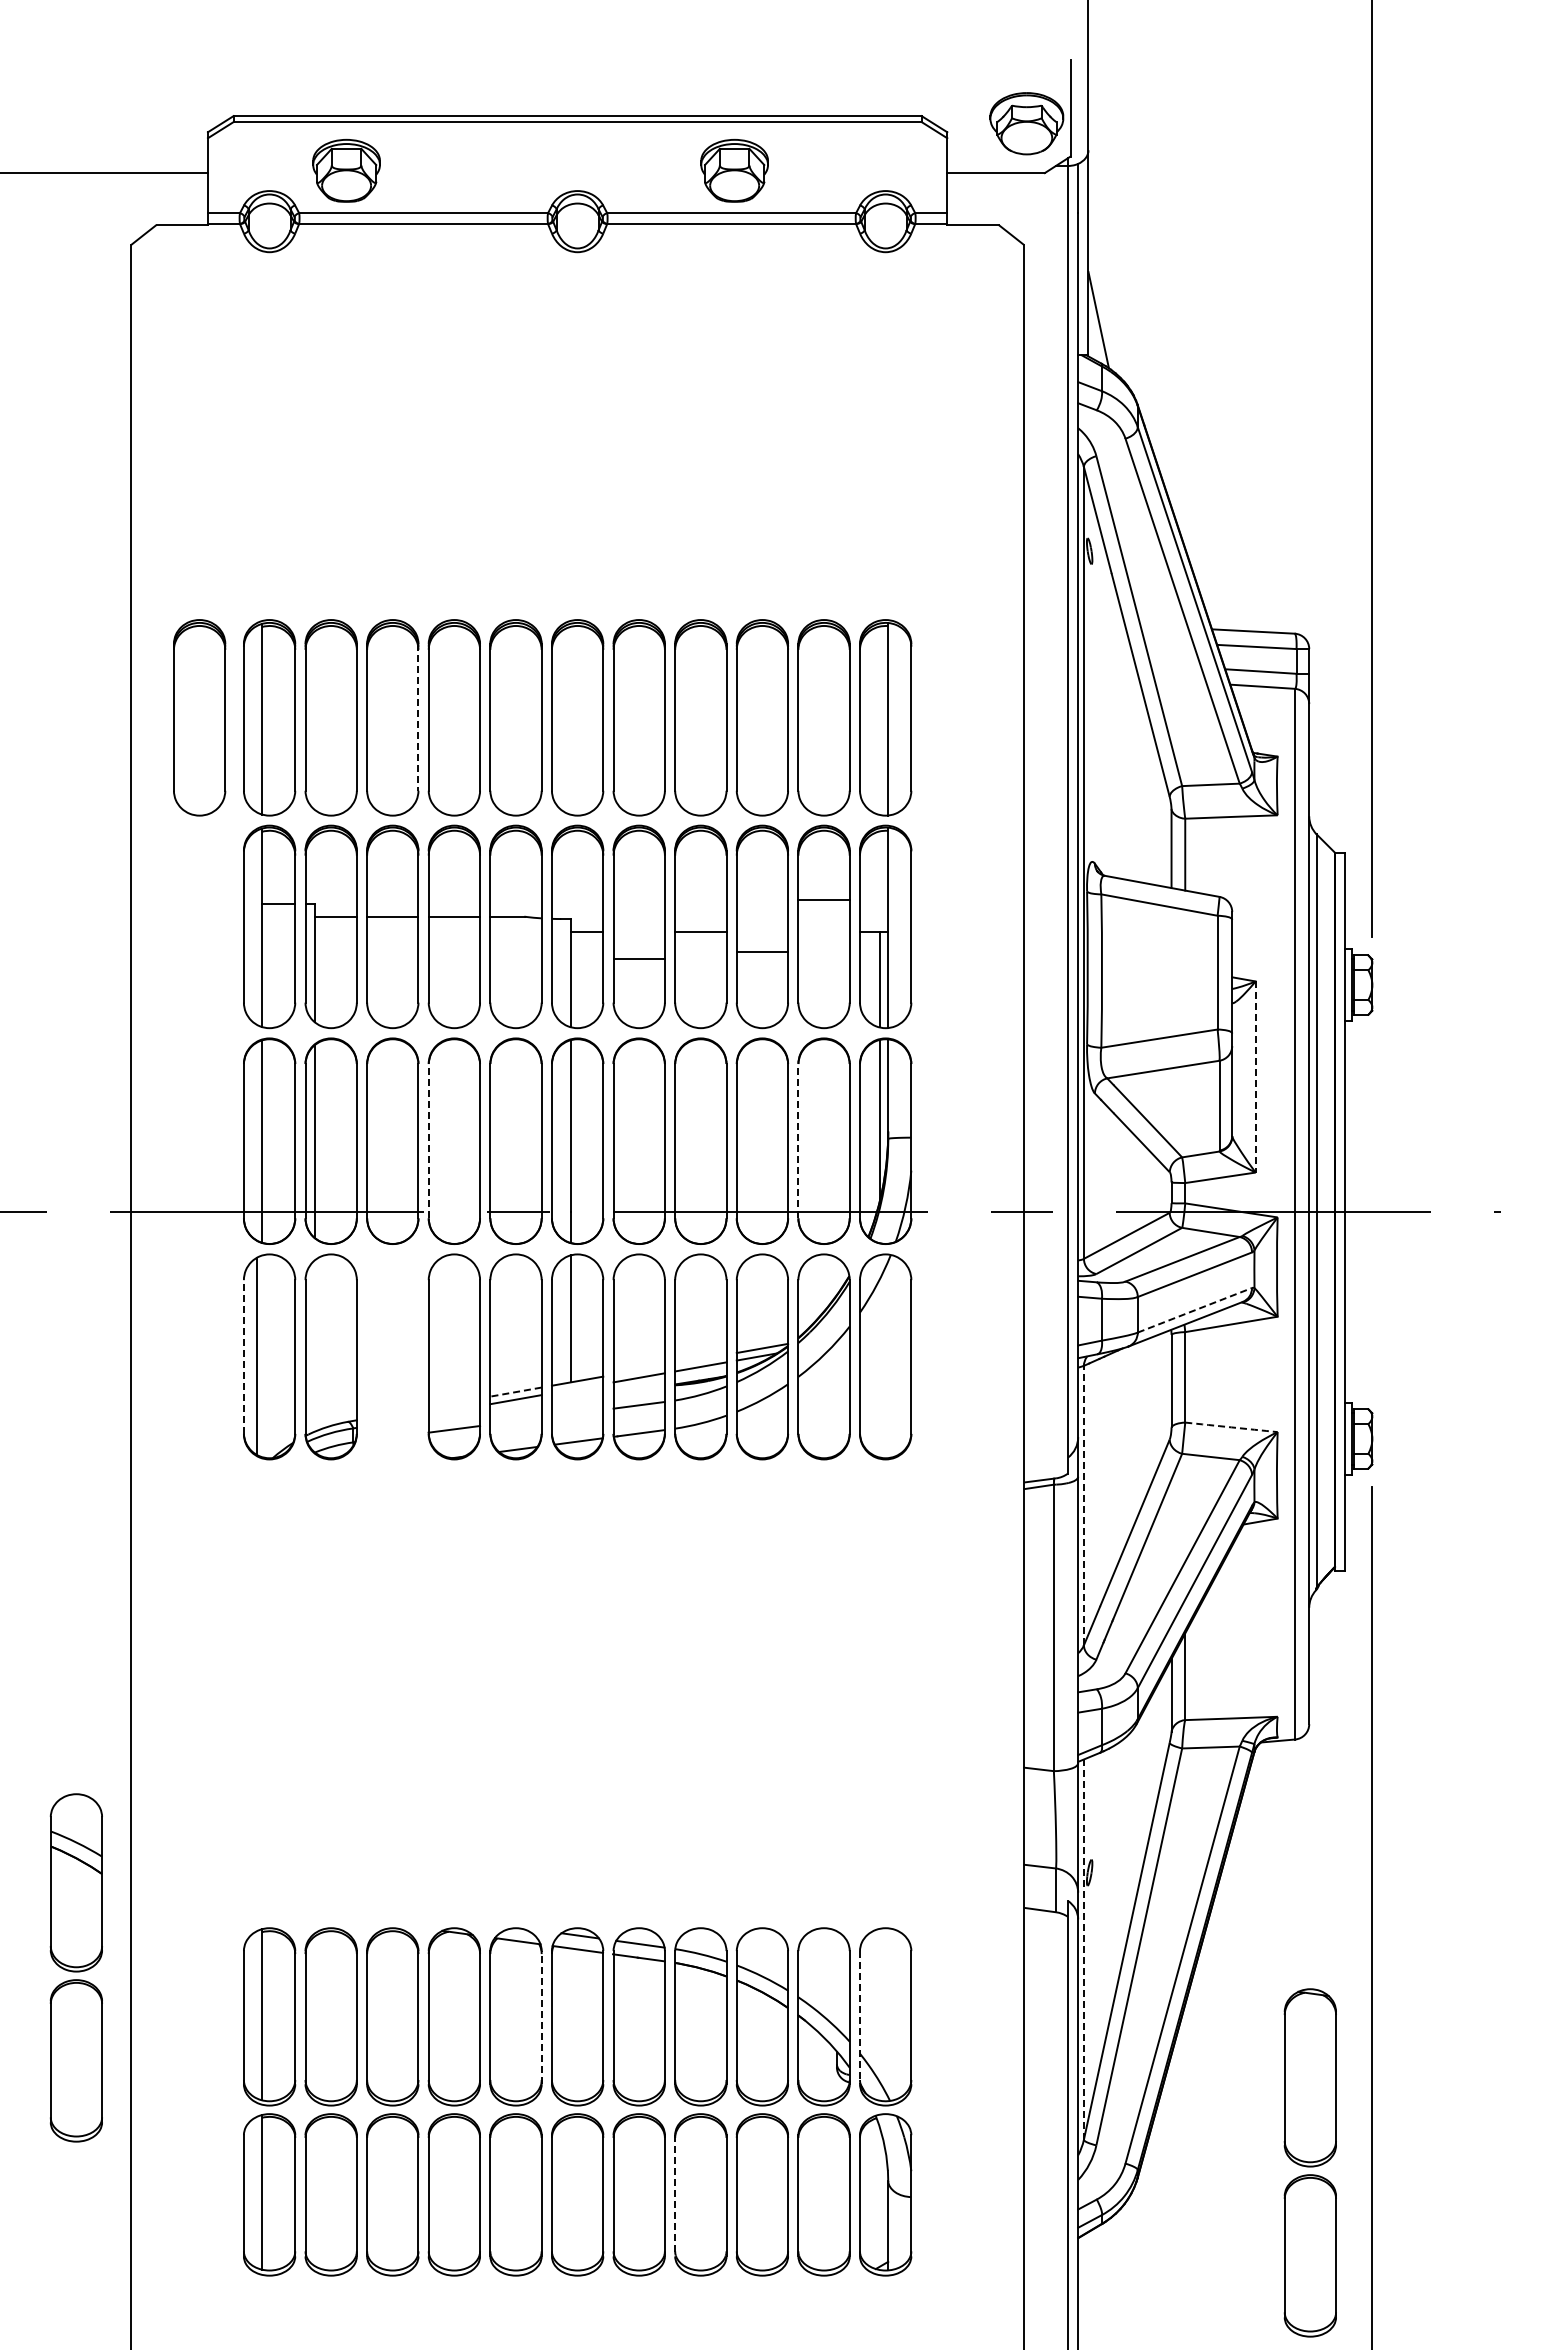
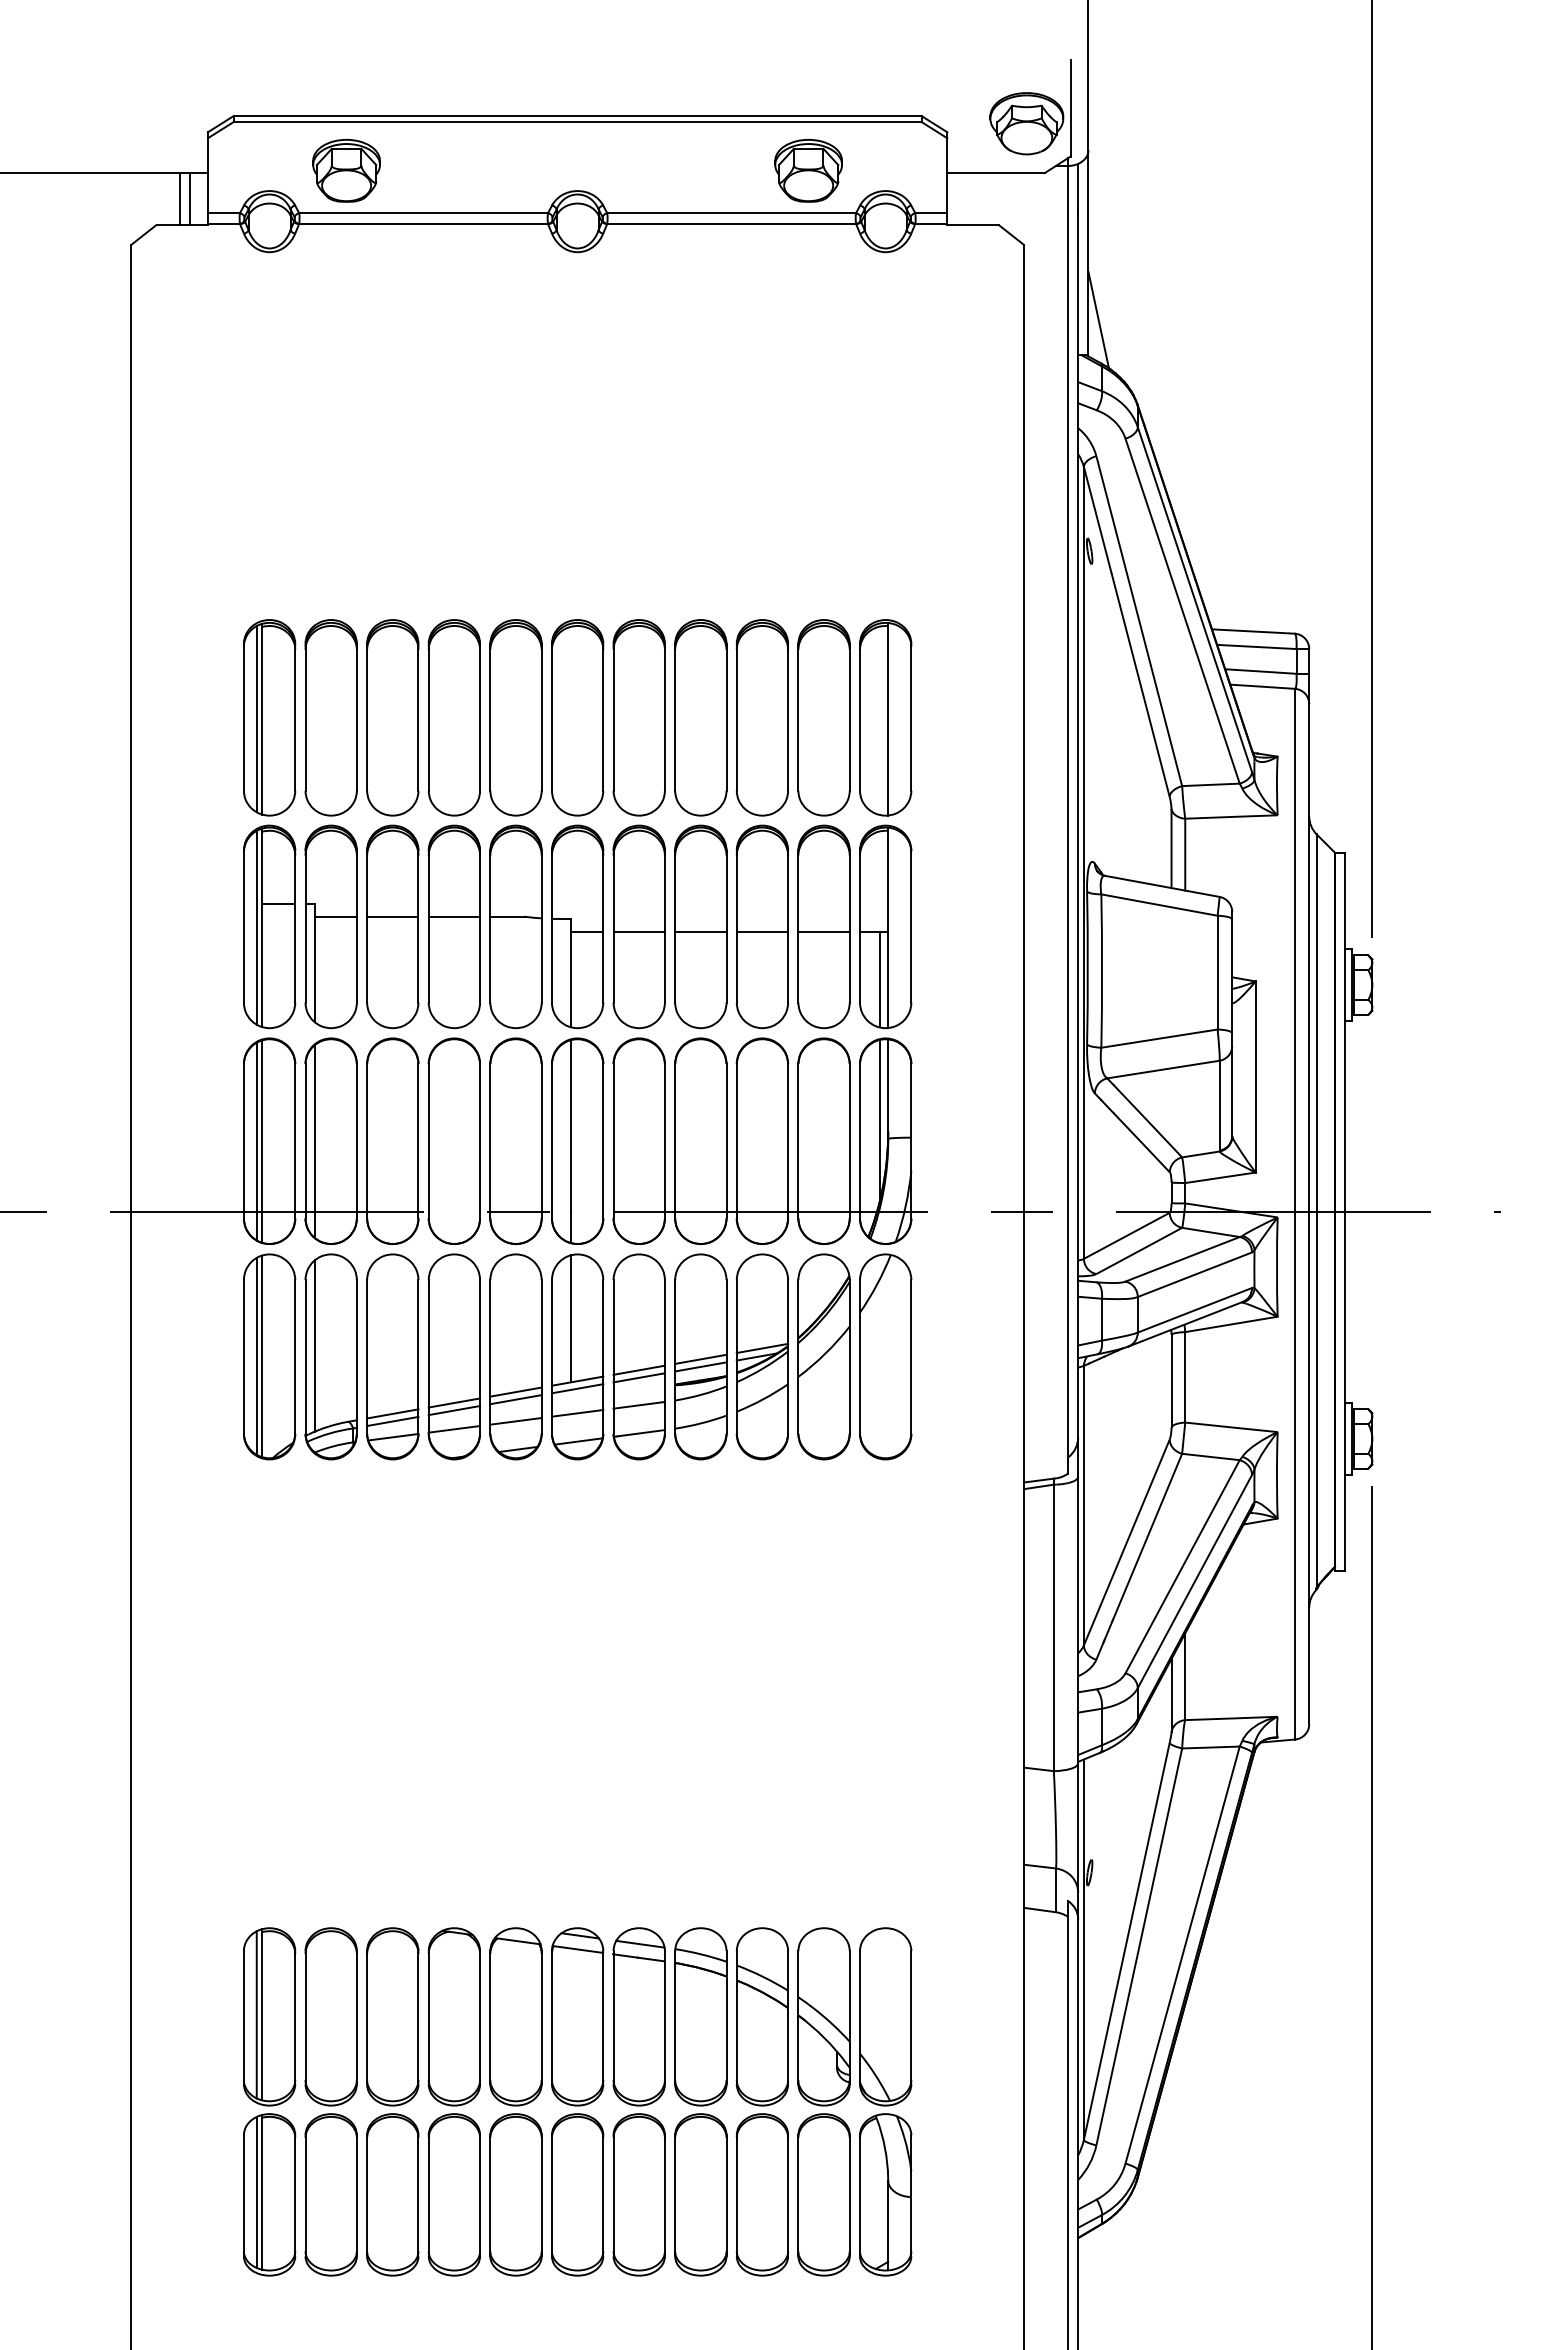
part position: (734, 170) -> (808, 170) (808, 170)
line: none -> present (179, 198)
line: none -> present (190, 198)
part: present -> none (199, 717)
line: dashed -> solid (418, 717)
line: none -> present (256, 719)
line position: (823, 899) -> (823, 931) (823, 931)
line: none -> present (256, 927)
line position: (762, 951) -> (762, 931) (762, 931)
line position: (638, 958) -> (638, 931) (638, 931)
line: dashed -> solid (1255, 1077)
line: dashed -> solid (428, 1140)
line: dashed -> solid (798, 1140)
line: none -> present (256, 1141)
line: dashed -> solid (1195, 1310)
line: none -> present (314, 1345)
line: none -> present (261, 1356)
part: none -> present (392, 1356)
line: dashed -> solid (243, 1357)
line: none -> present (700, 1358)
line: none -> present (638, 1369)
line: none -> present (577, 1388)
line: dashed -> solid (515, 1392)
line: none -> present (454, 1402)
line: none -> present (454, 1410)
line: none -> present (577, 1413)
line: none -> present (515, 1421)
arc: dashed -> solid (1231, 1427)
line: dashed -> solid (1083, 1505)
line: dashed -> solid (1083, 1949)
part: present -> none (75, 1967)
line: none -> present (256, 2014)
line: dashed -> solid (541, 2017)
line: dashed -> solid (860, 2017)
part: present -> none (1309, 2162)
line: none -> present (256, 2191)
line: dashed -> solid (675, 2195)
